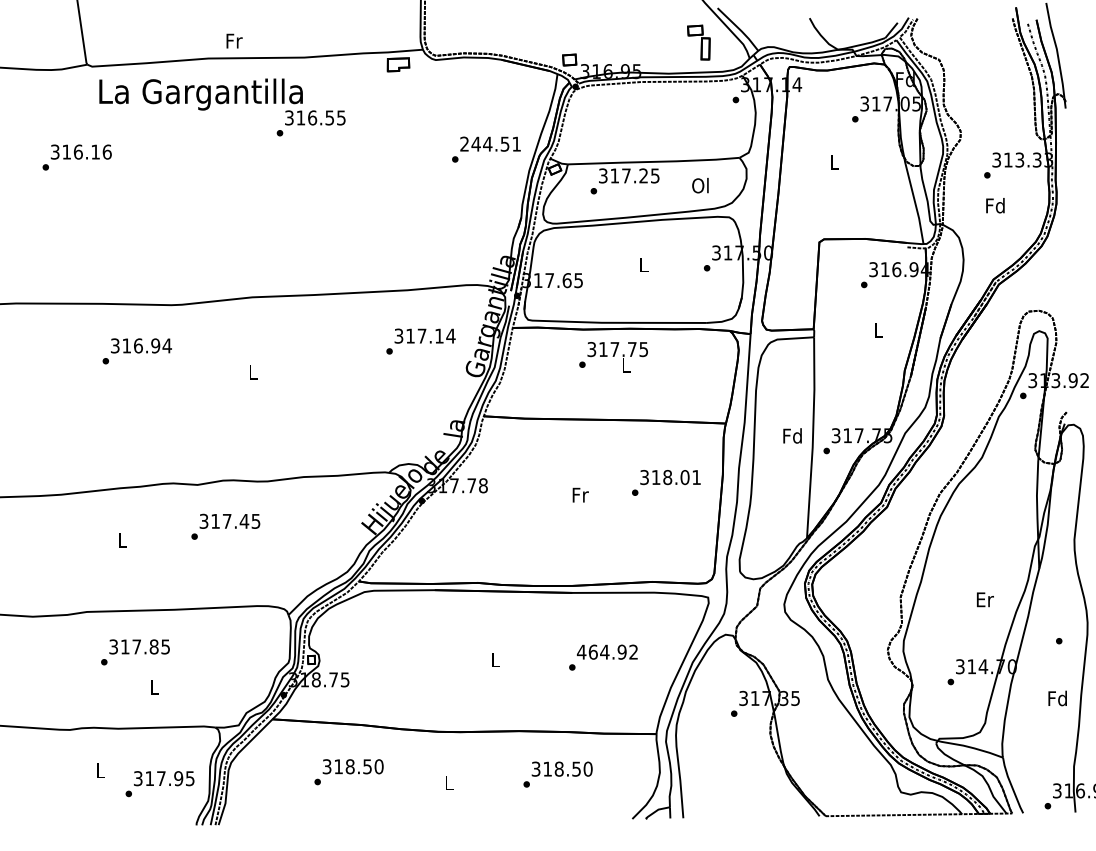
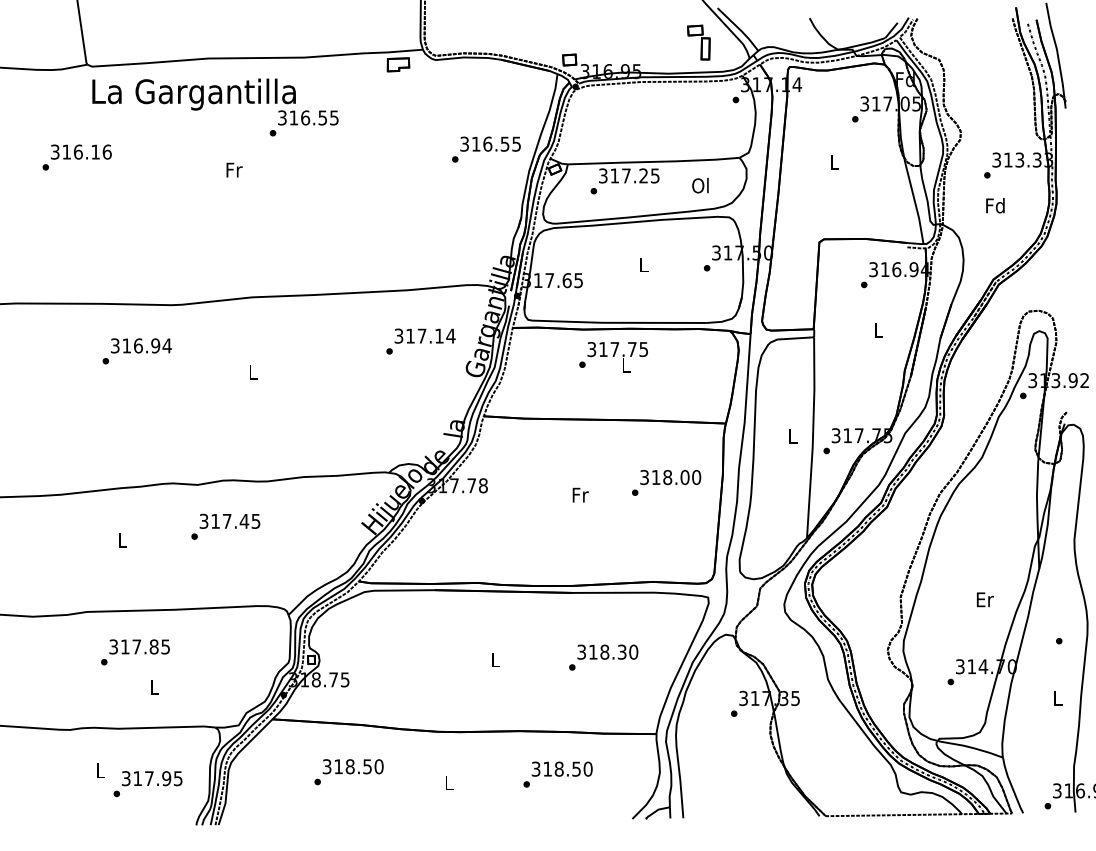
text position: (234, 40) -> (234, 169) (234, 169)
text position: (222, 107) -> (215, 107) (215, 107)
text: 244.51 -> 316.55 (490, 143)
text: Fd -> L (792, 435)
text: 318.01 -> 318.00 (696, 477)
text: 464.92 -> 318.30 (607, 651)
text: Fd -> L (1057, 698)
text position: (159, 784) -> (147, 784) (147, 784)
